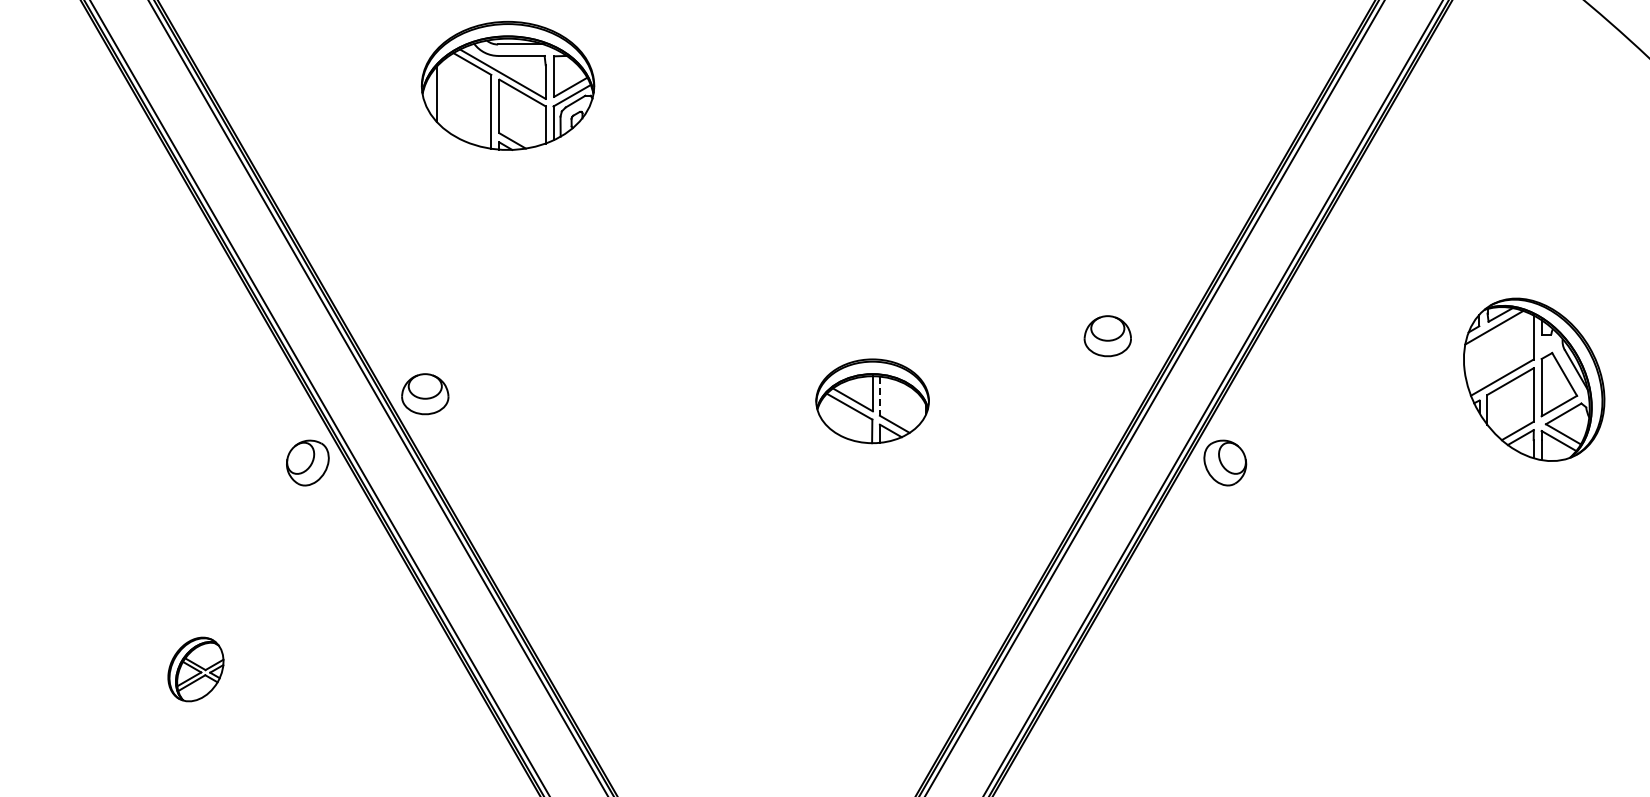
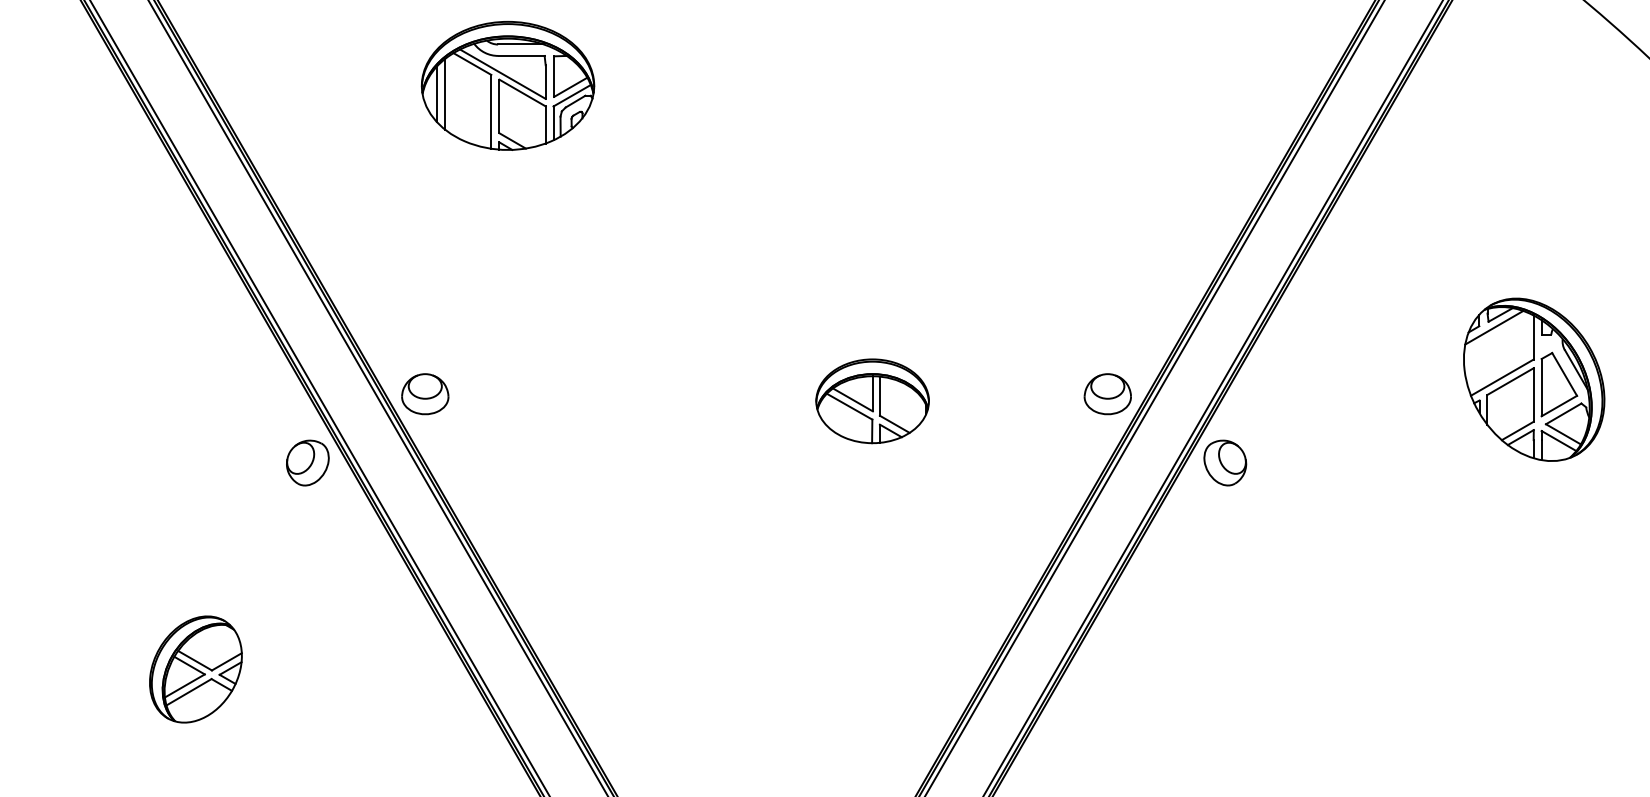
line: none -> present (444, 94)
part position: (1107, 336) -> (1107, 394) (1107, 394)
line: dashed -> solid (879, 396)
part size: 58x67 px -> 94x109 px (195, 669)
